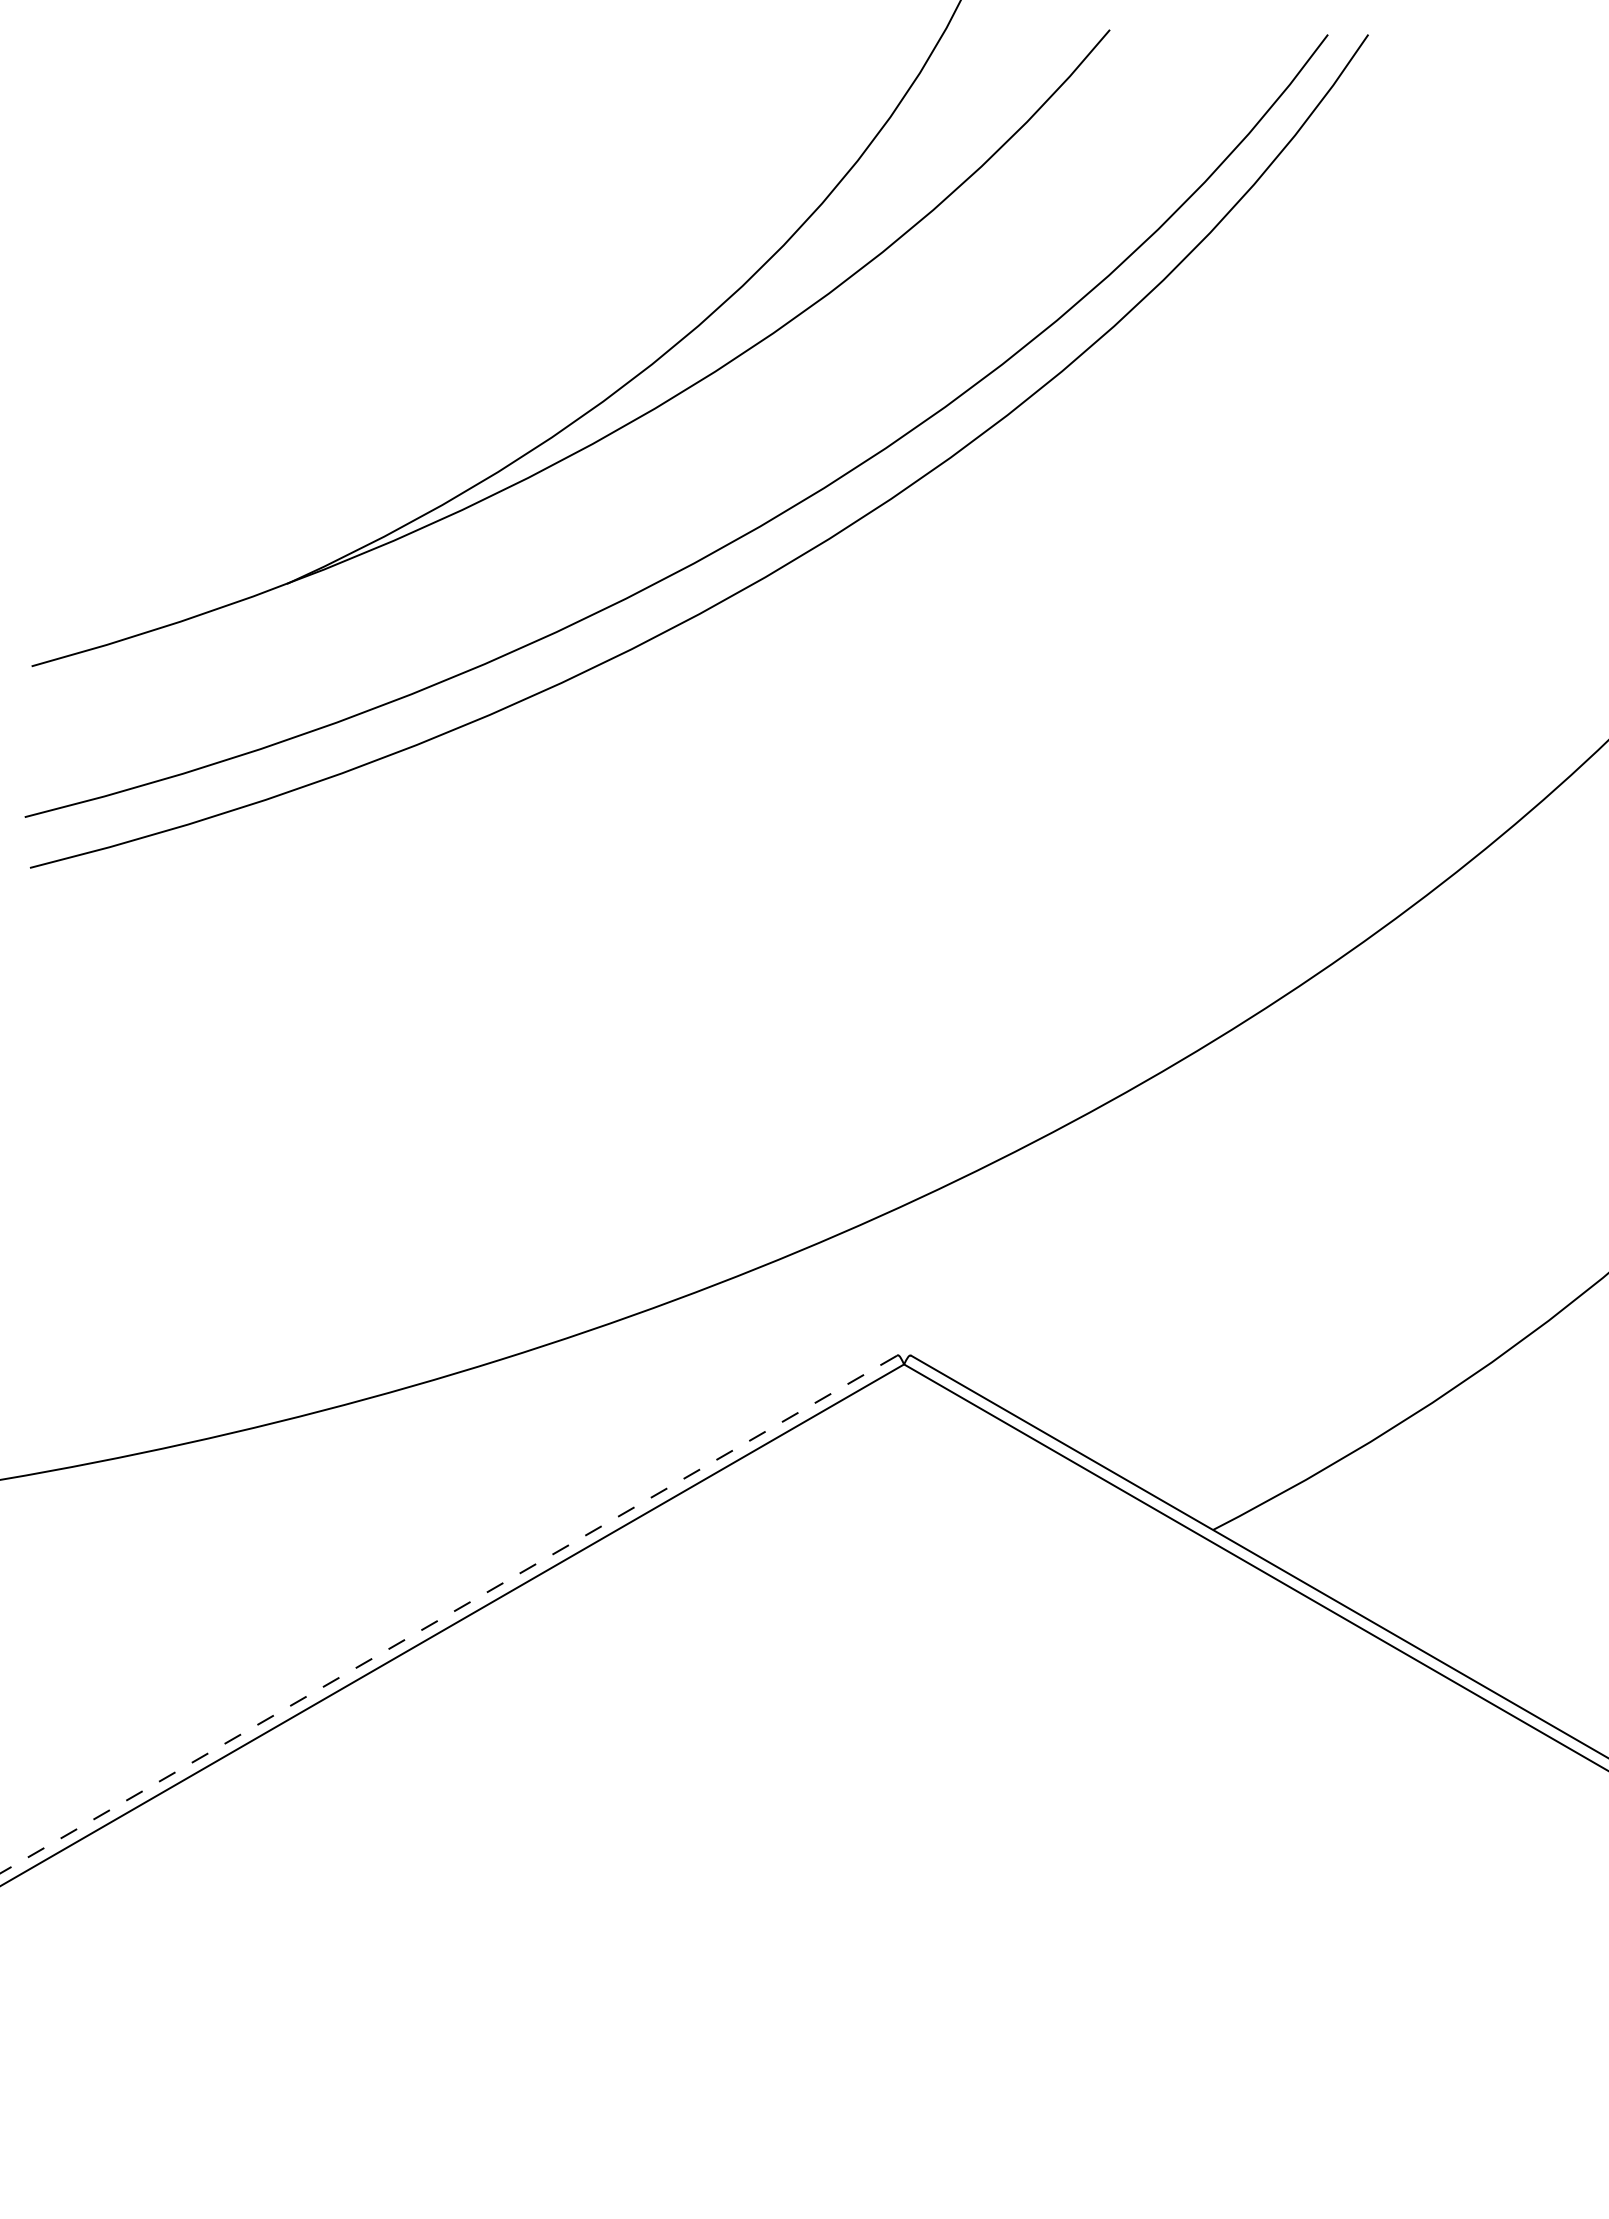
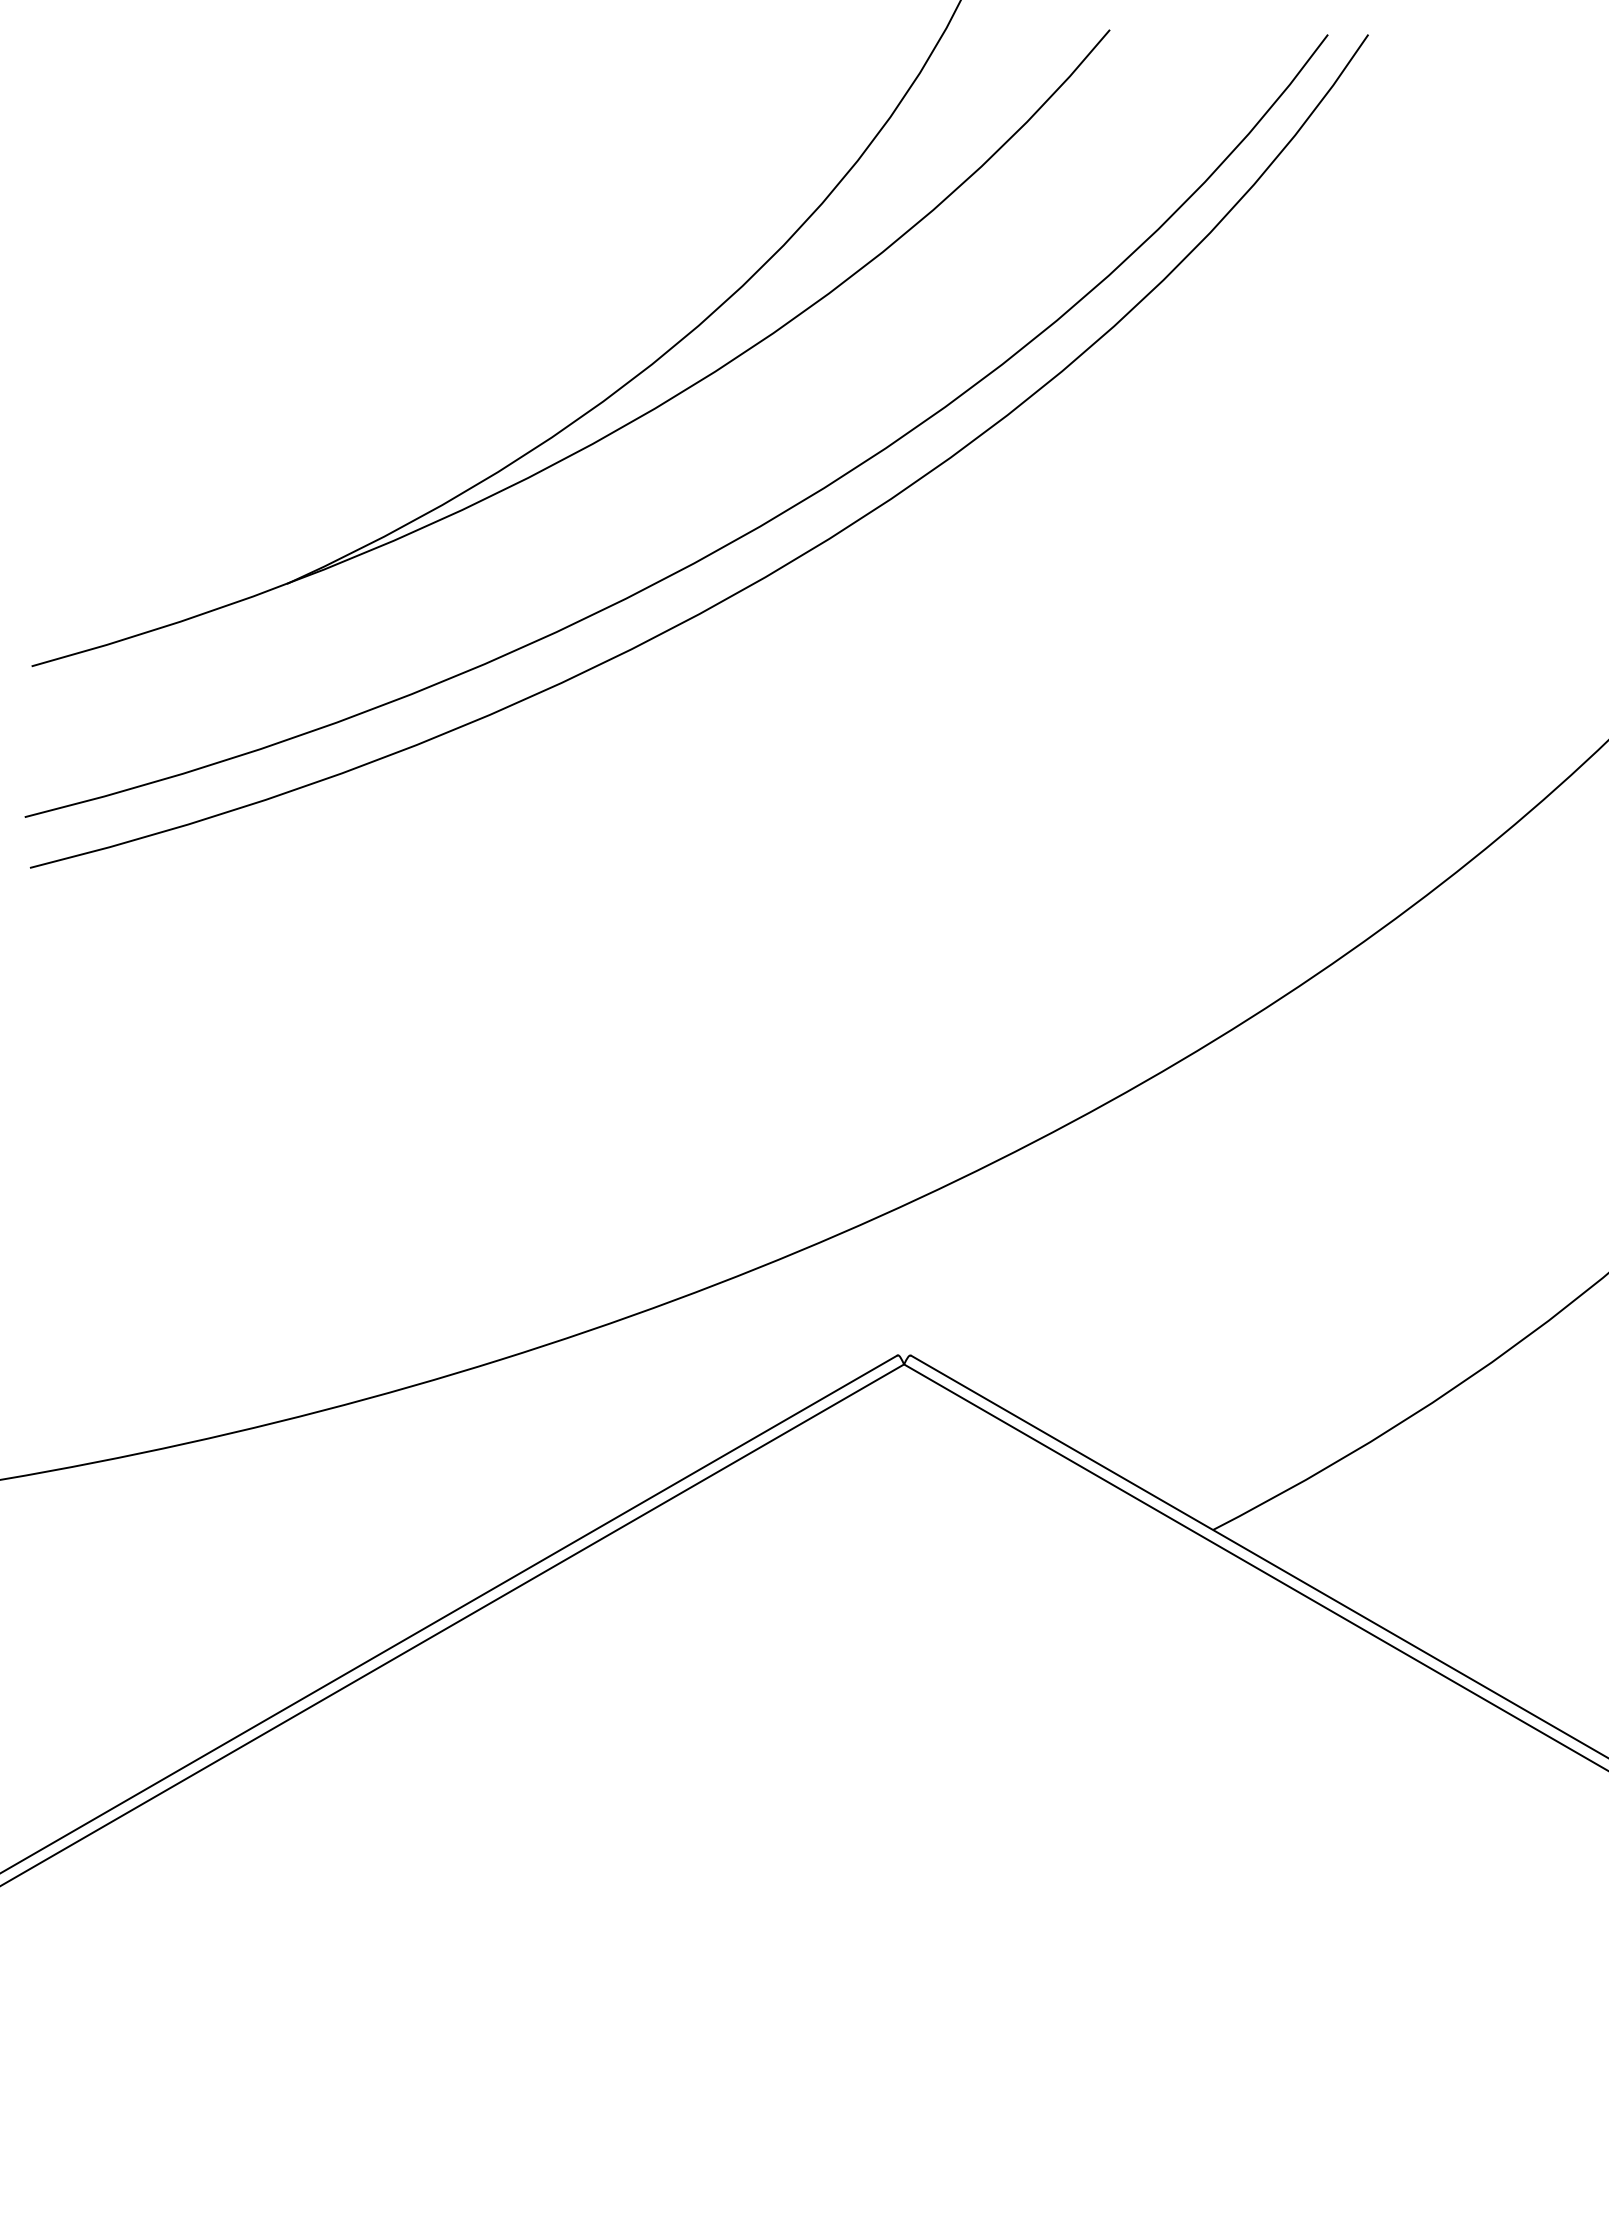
line: dashed -> solid (448, 1614)
